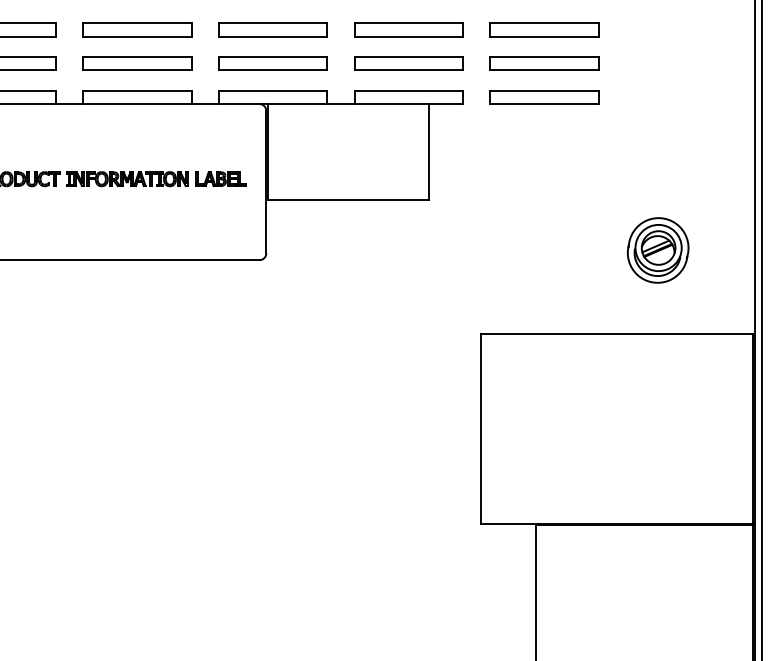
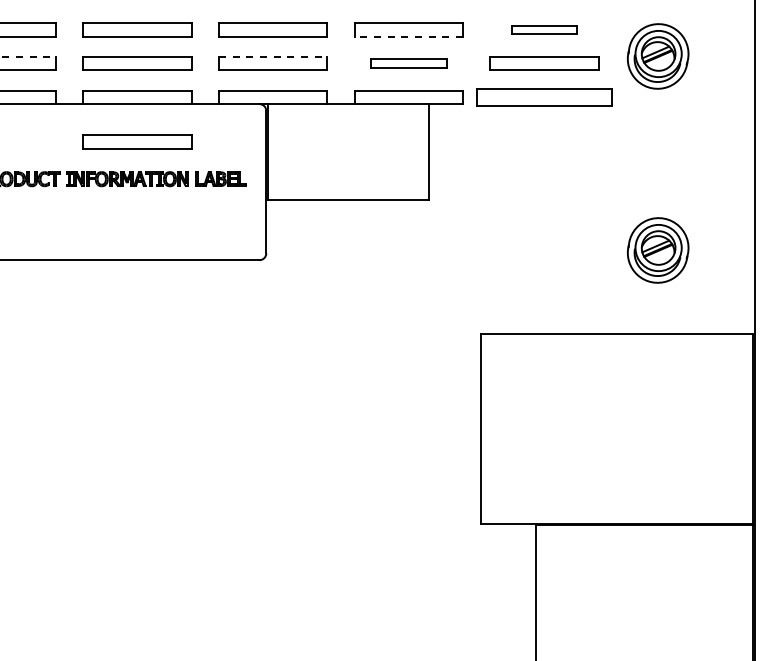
part size: 111x16 px -> 67x10 px (544, 29)
line: solid -> dashed (408, 36)
line: solid -> dashed (28, 56)
line: solid -> dashed (273, 56)
part: none -> present (658, 56)
part size: 110x15 px -> 78x11 px (408, 63)
part size: 111x15 px -> 137x19 px (544, 97)
part: none -> present (137, 141)
line: present -> none (762, 329)
